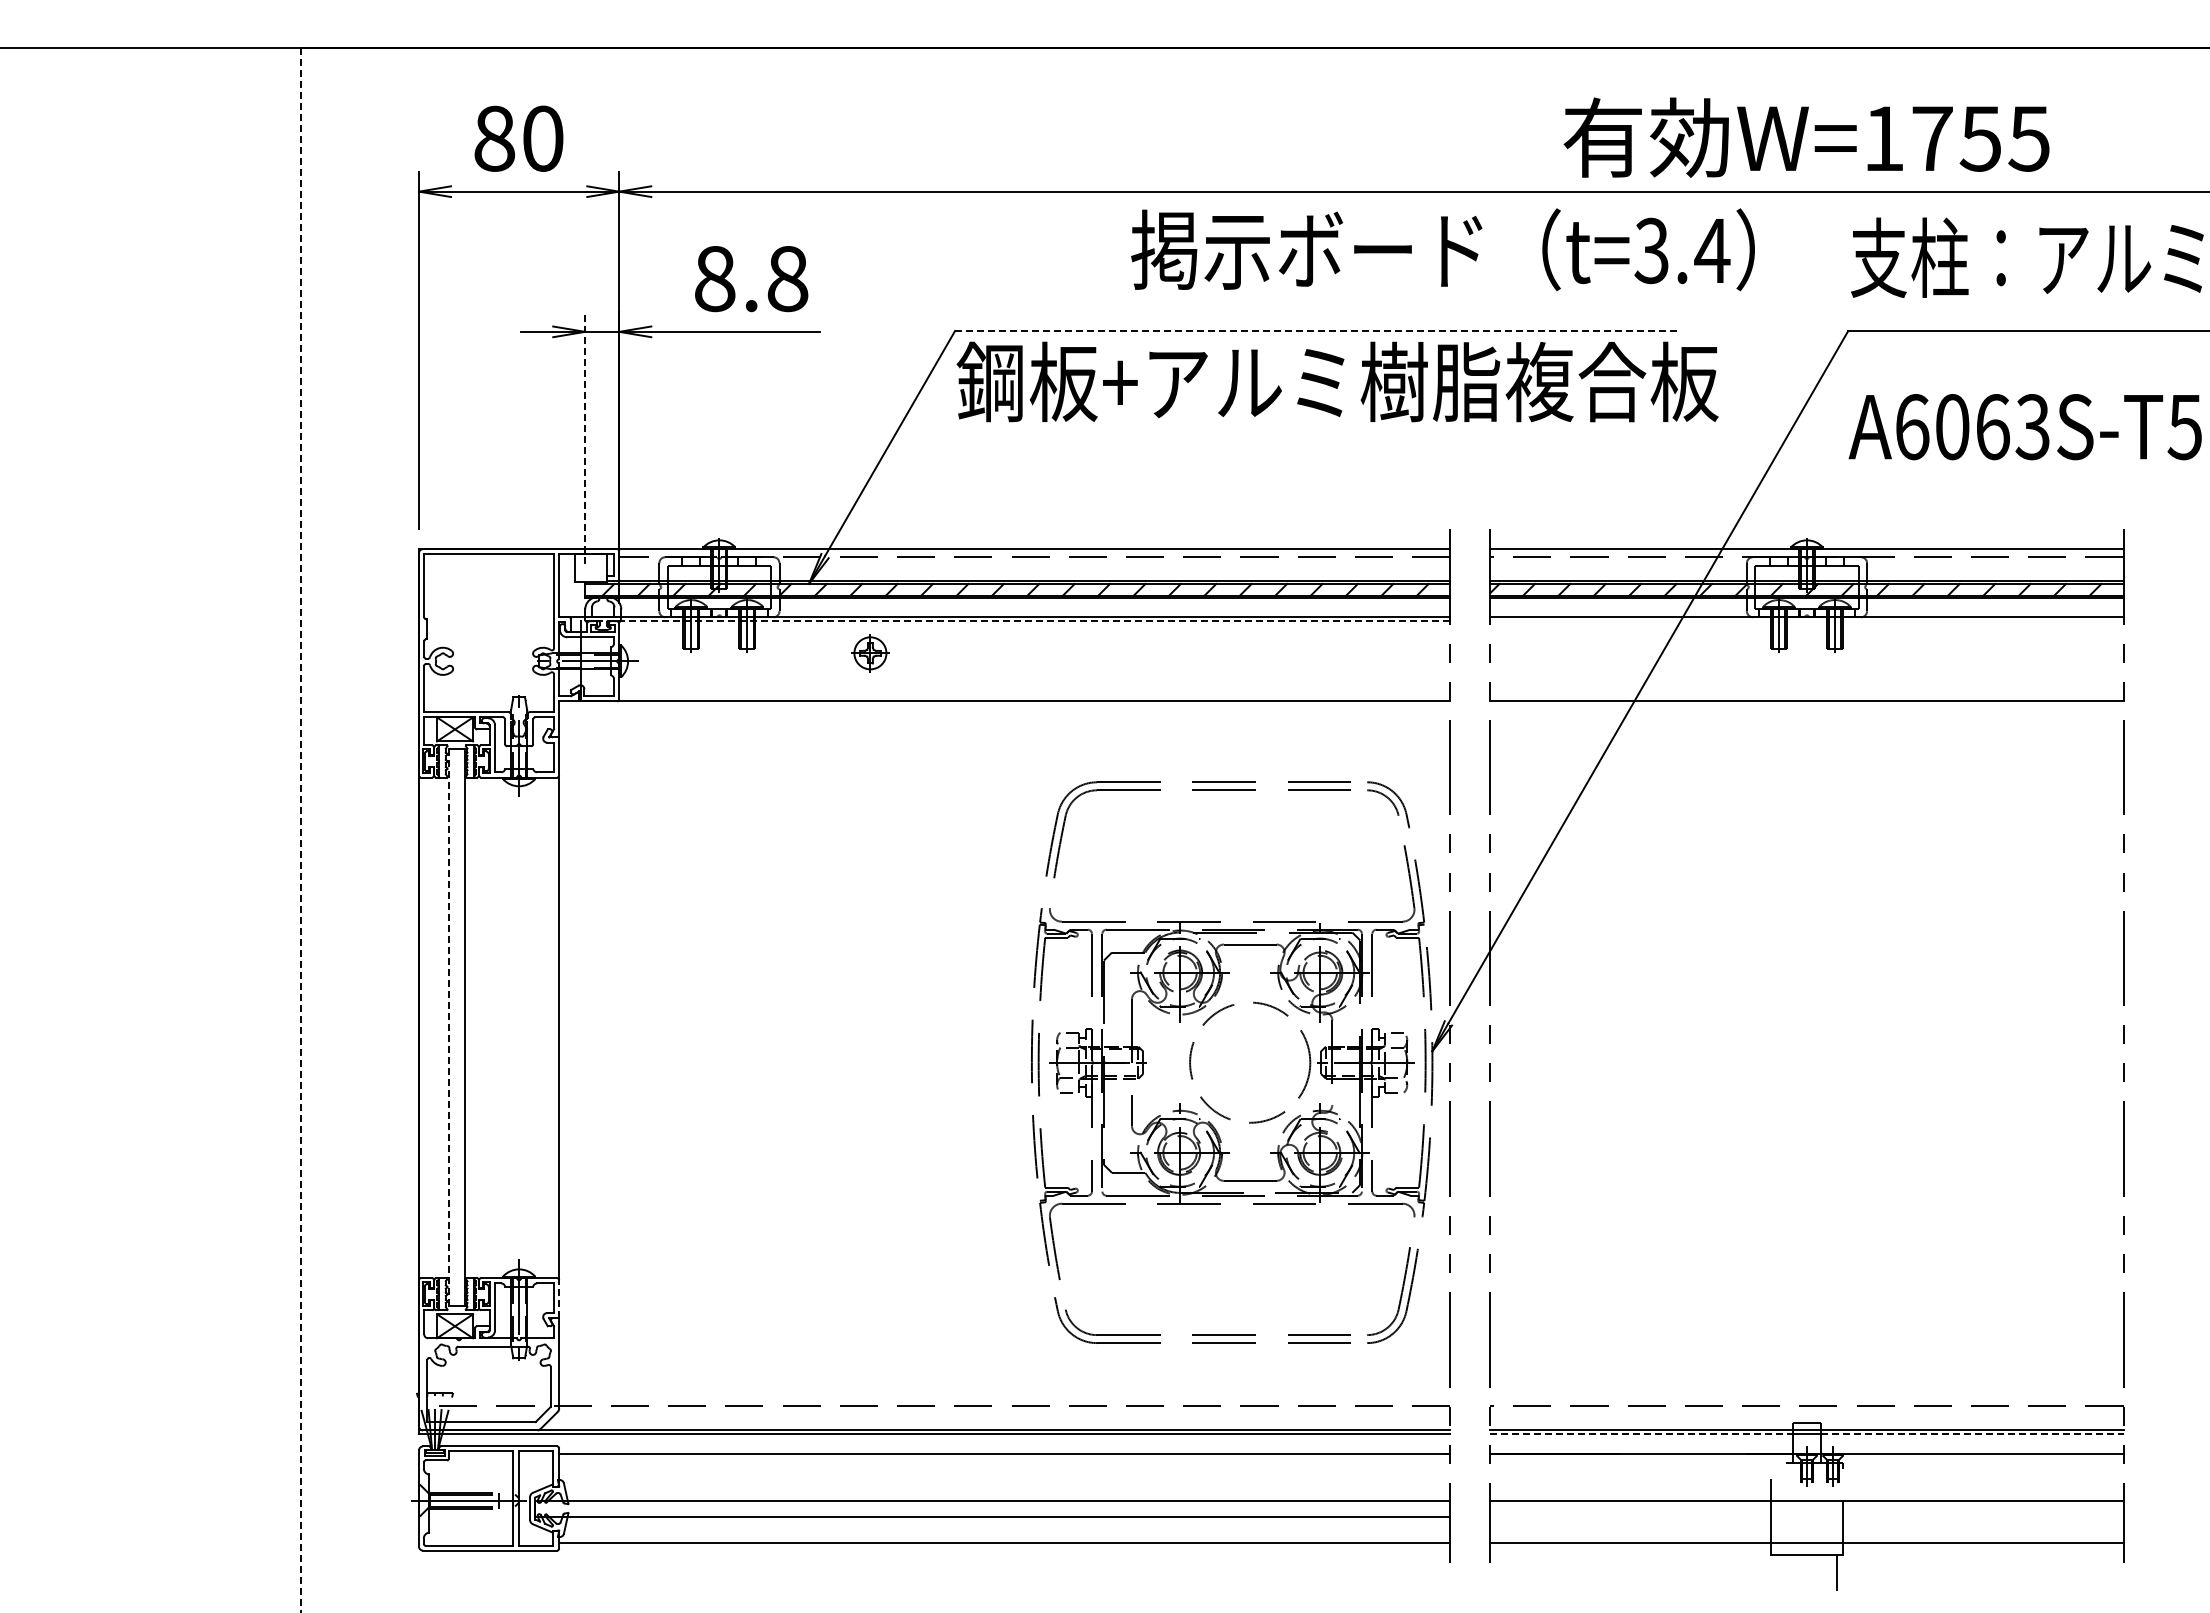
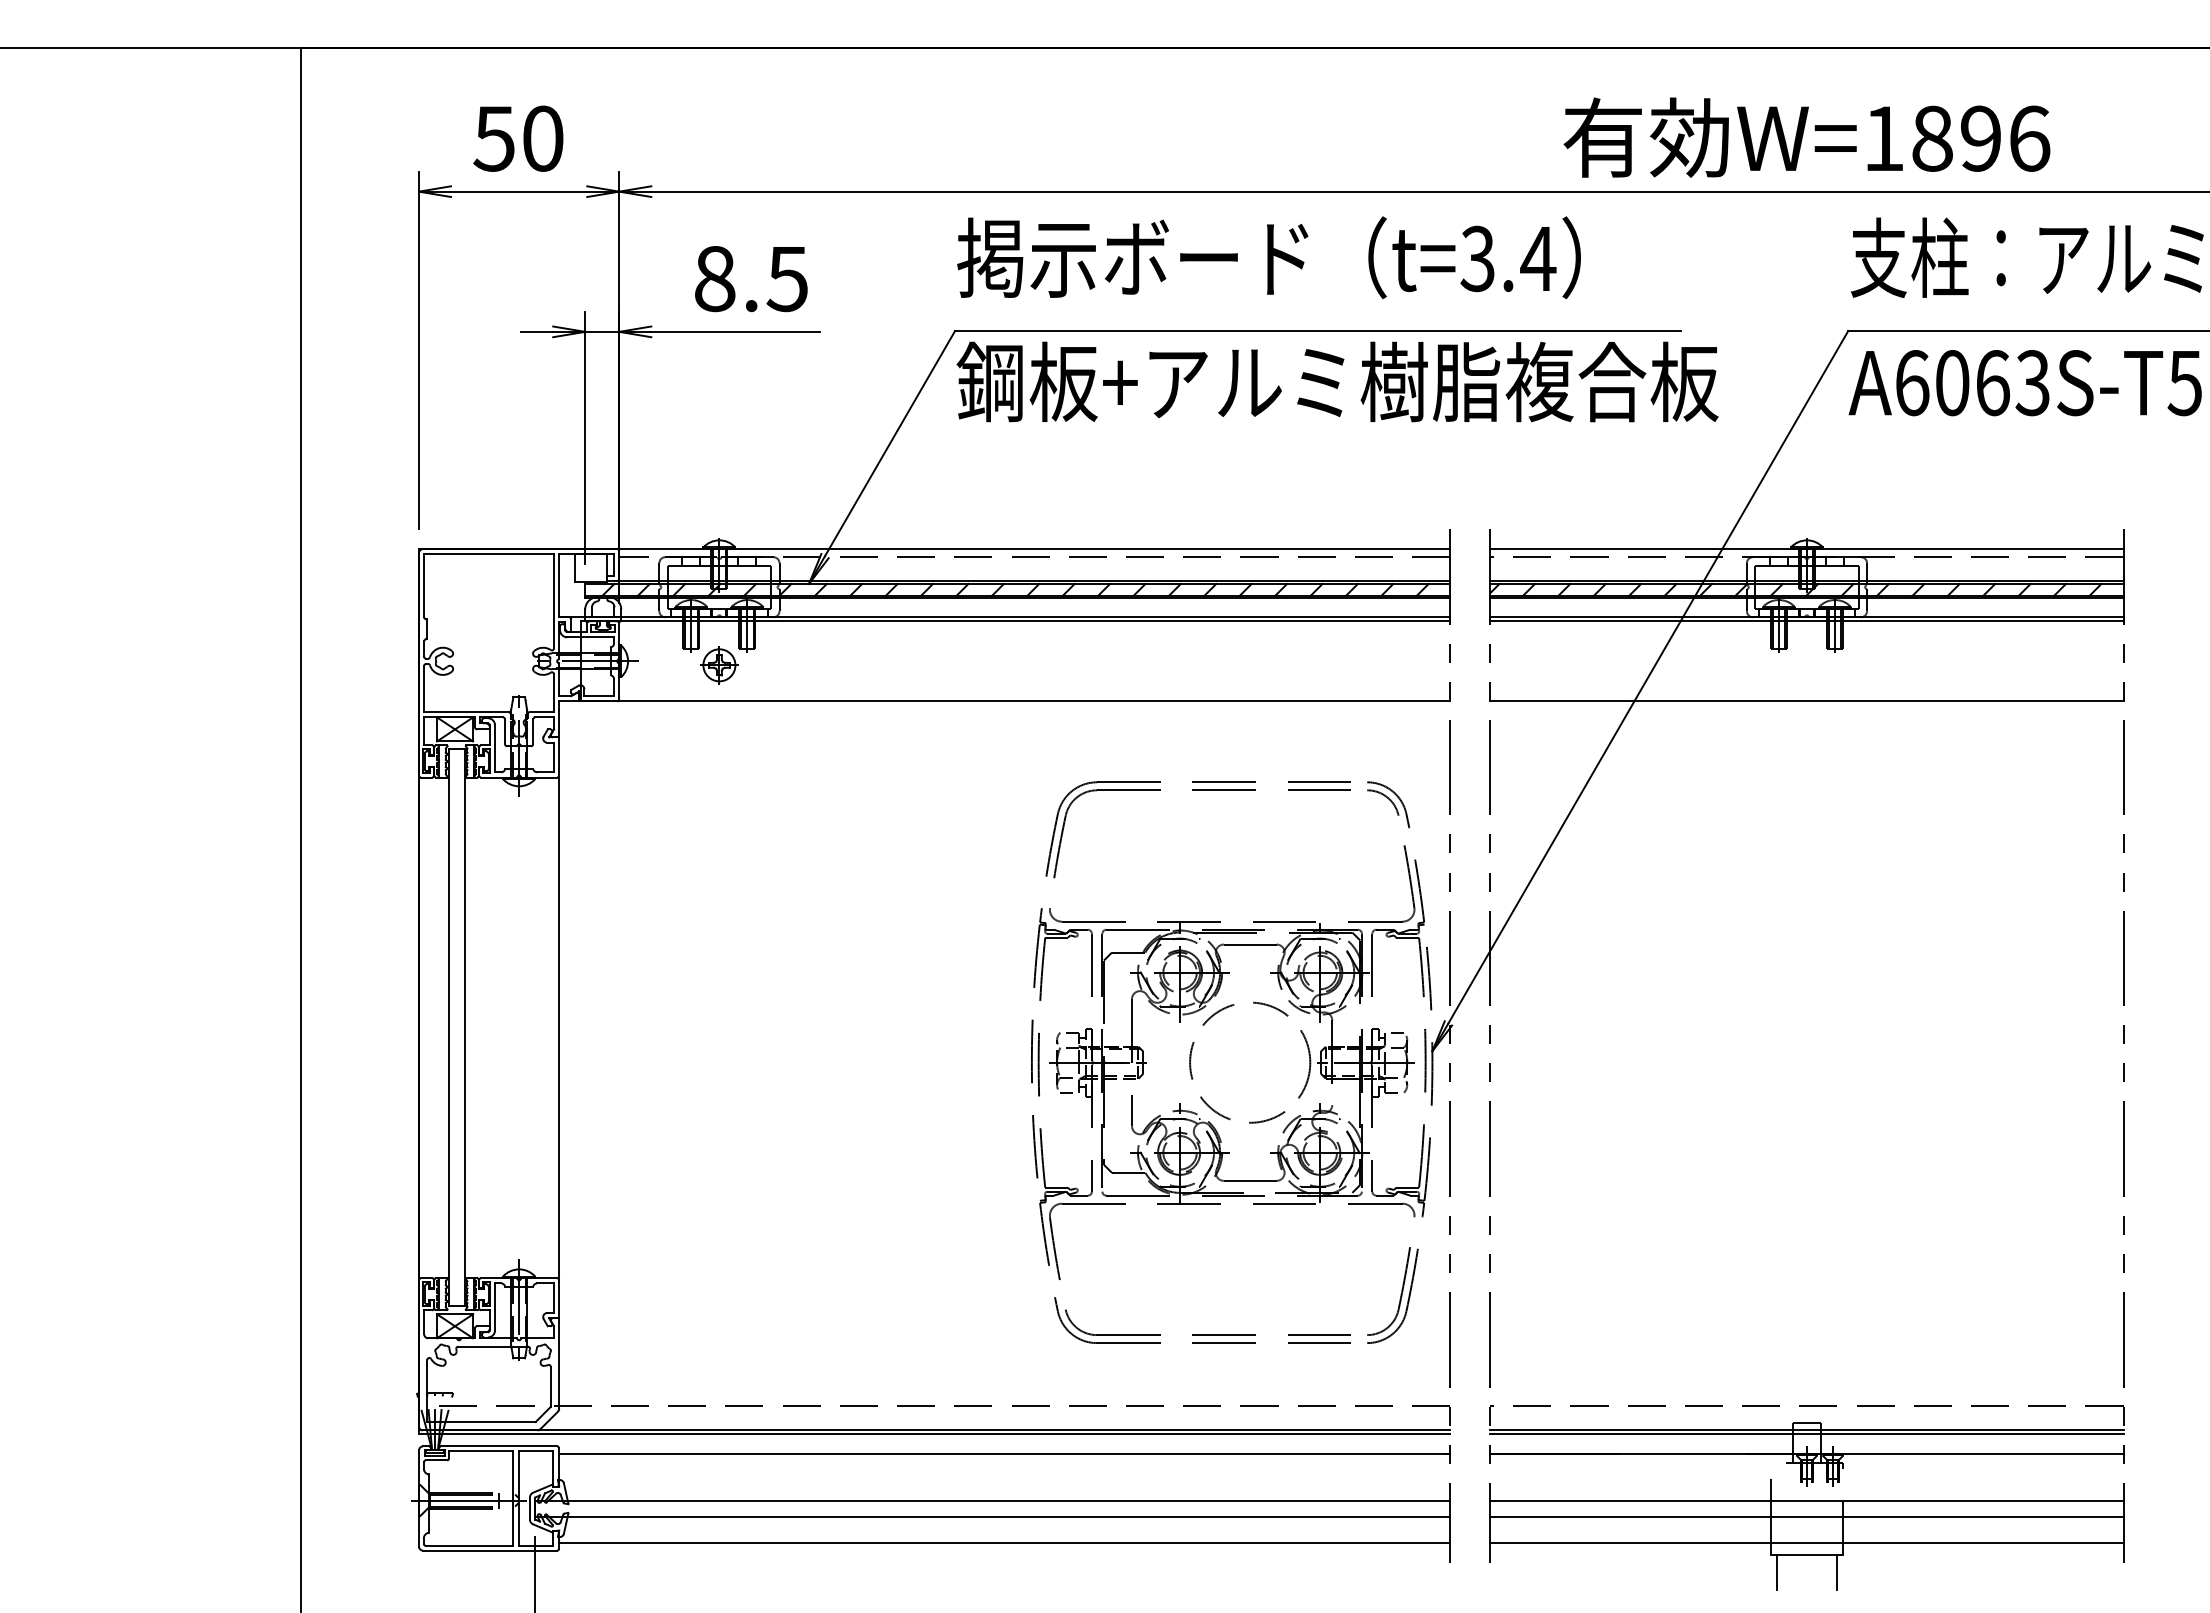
text: 80 -> 50 (494, 138)
text: W=1755 -> W=1896 (1981, 138)
text position: (1442, 249) -> (1268, 257) (1268, 257)
text: 8.8 -> 8.5 (787, 279)
line: dashed -> solid (1317, 331)
text position: (2024, 427) -> (2024, 383) (2024, 383)
line: dashed -> solid (585, 437)
line: dashed -> solid (1015, 621)
line: none -> present (1806, 621)
part position: (870, 653) -> (719, 665) (719, 665)
line: dashed -> solid (300, 830)
line: dashed -> solid (448, 1028)
line: dashed -> solid (559, 1298)
line: dashed -> solid (1642, 1434)
line: dashed -> solid (1972, 1434)
line: none -> present (1806, 1516)
line: none -> present (535, 1572)
line: none -> present (1776, 1572)
